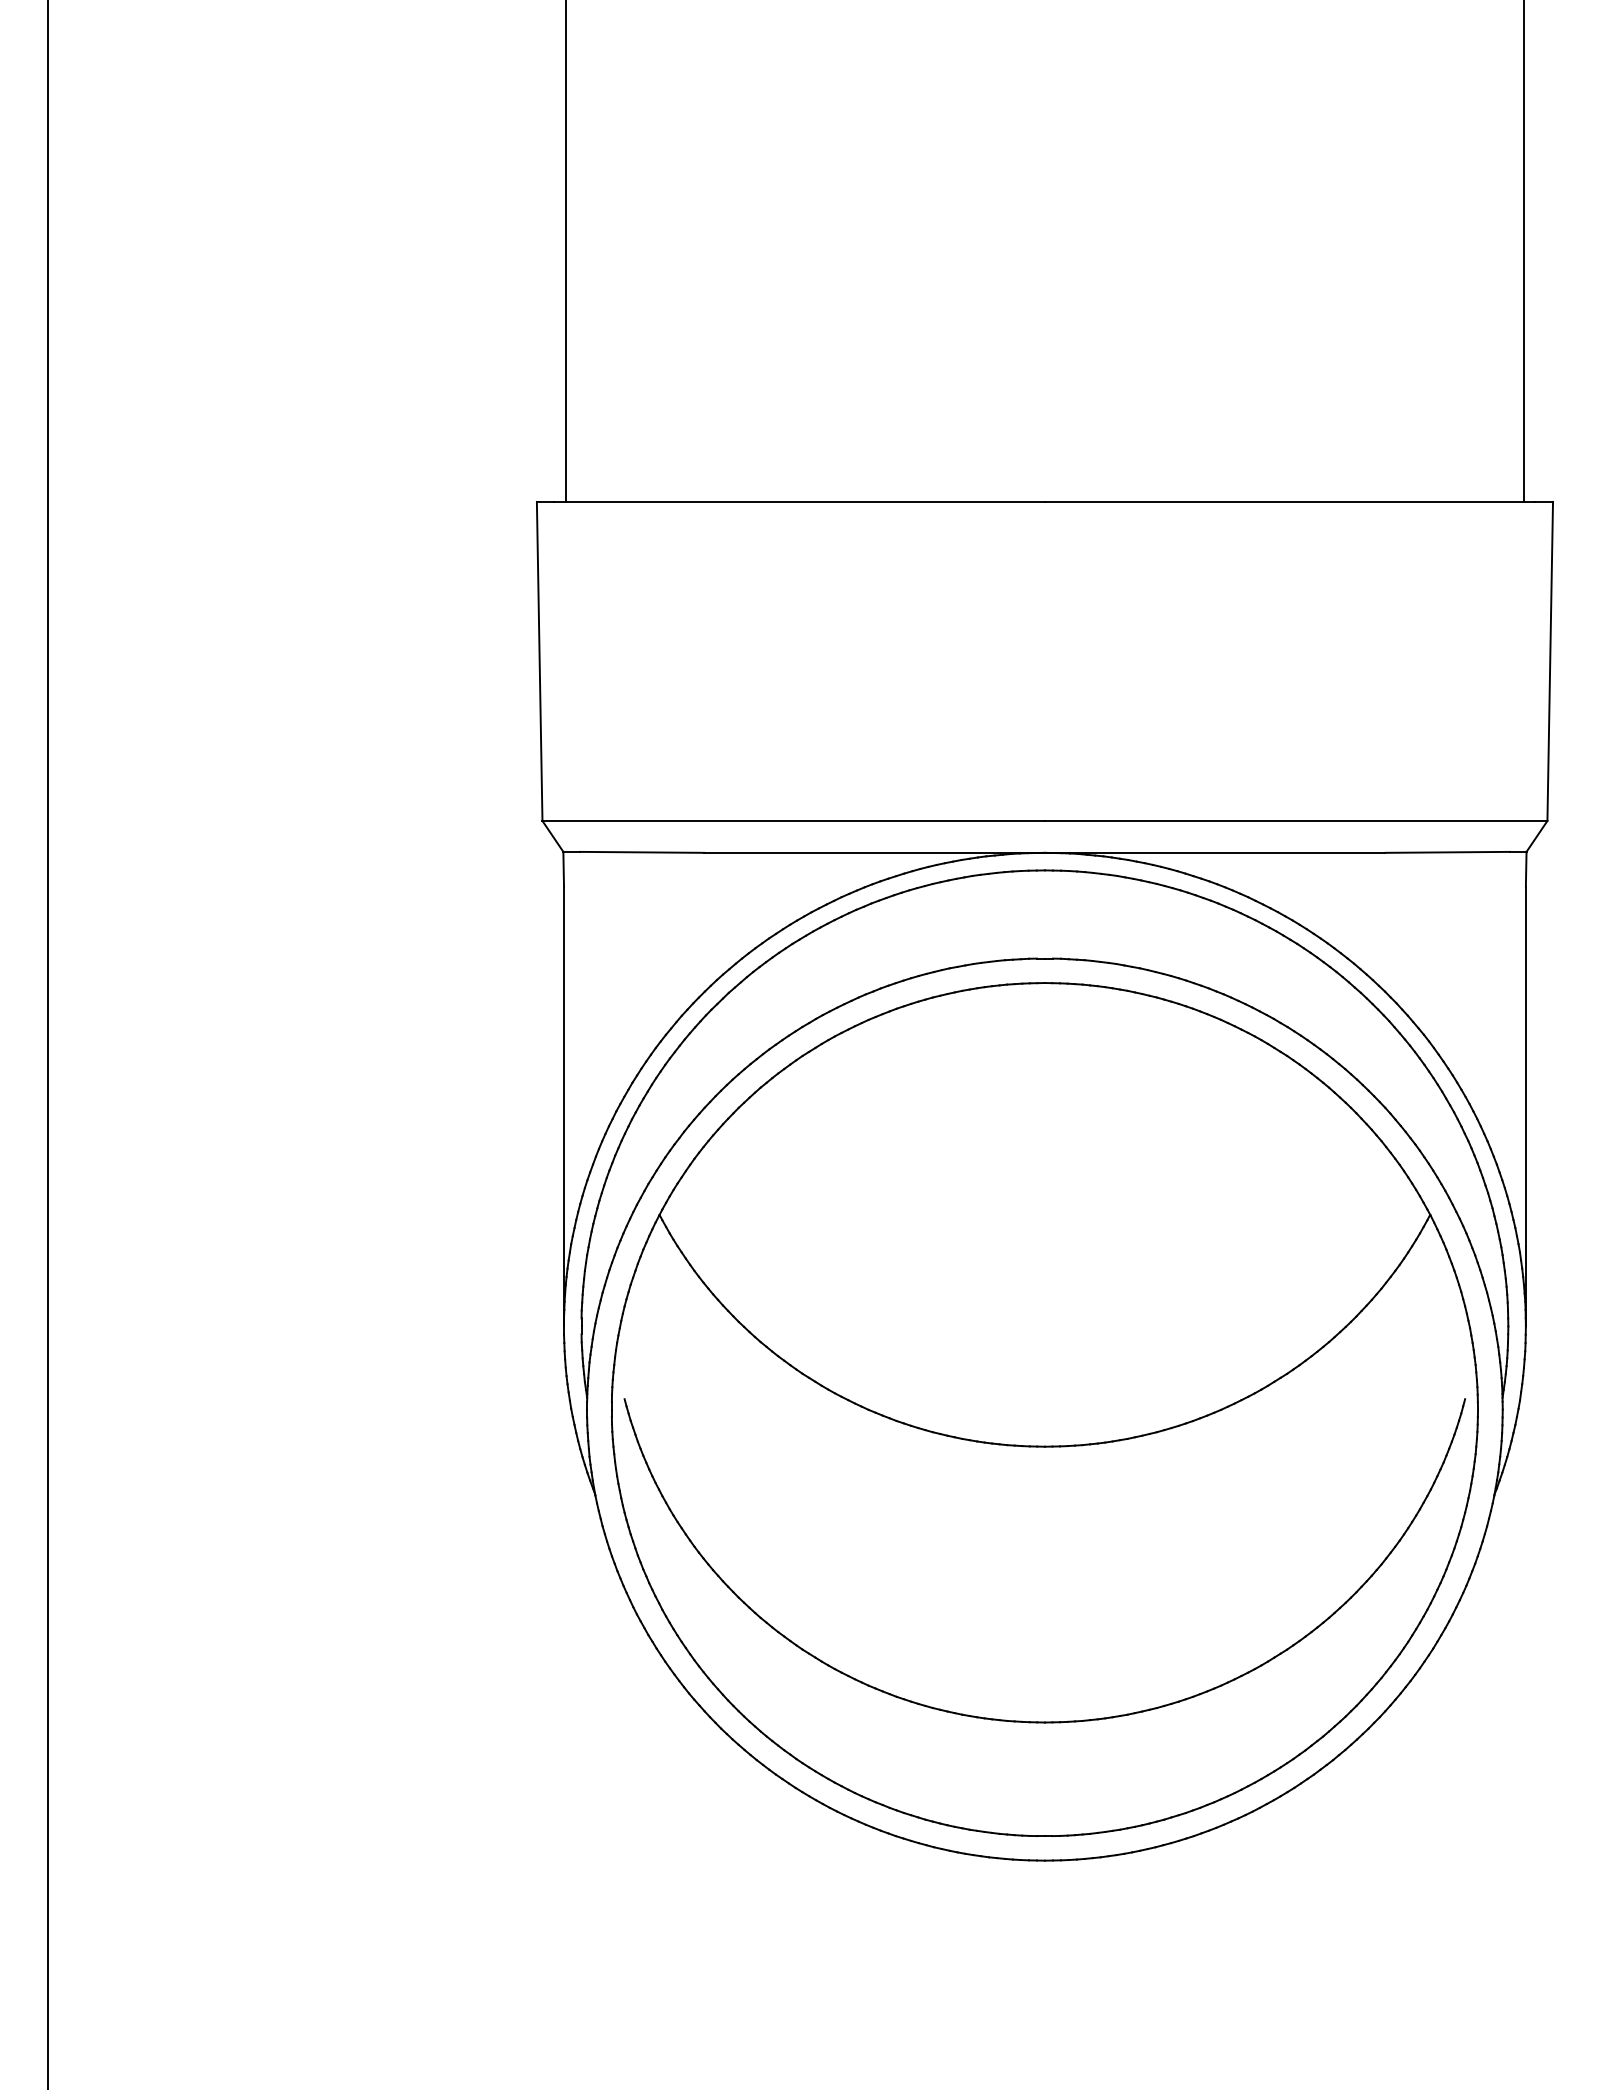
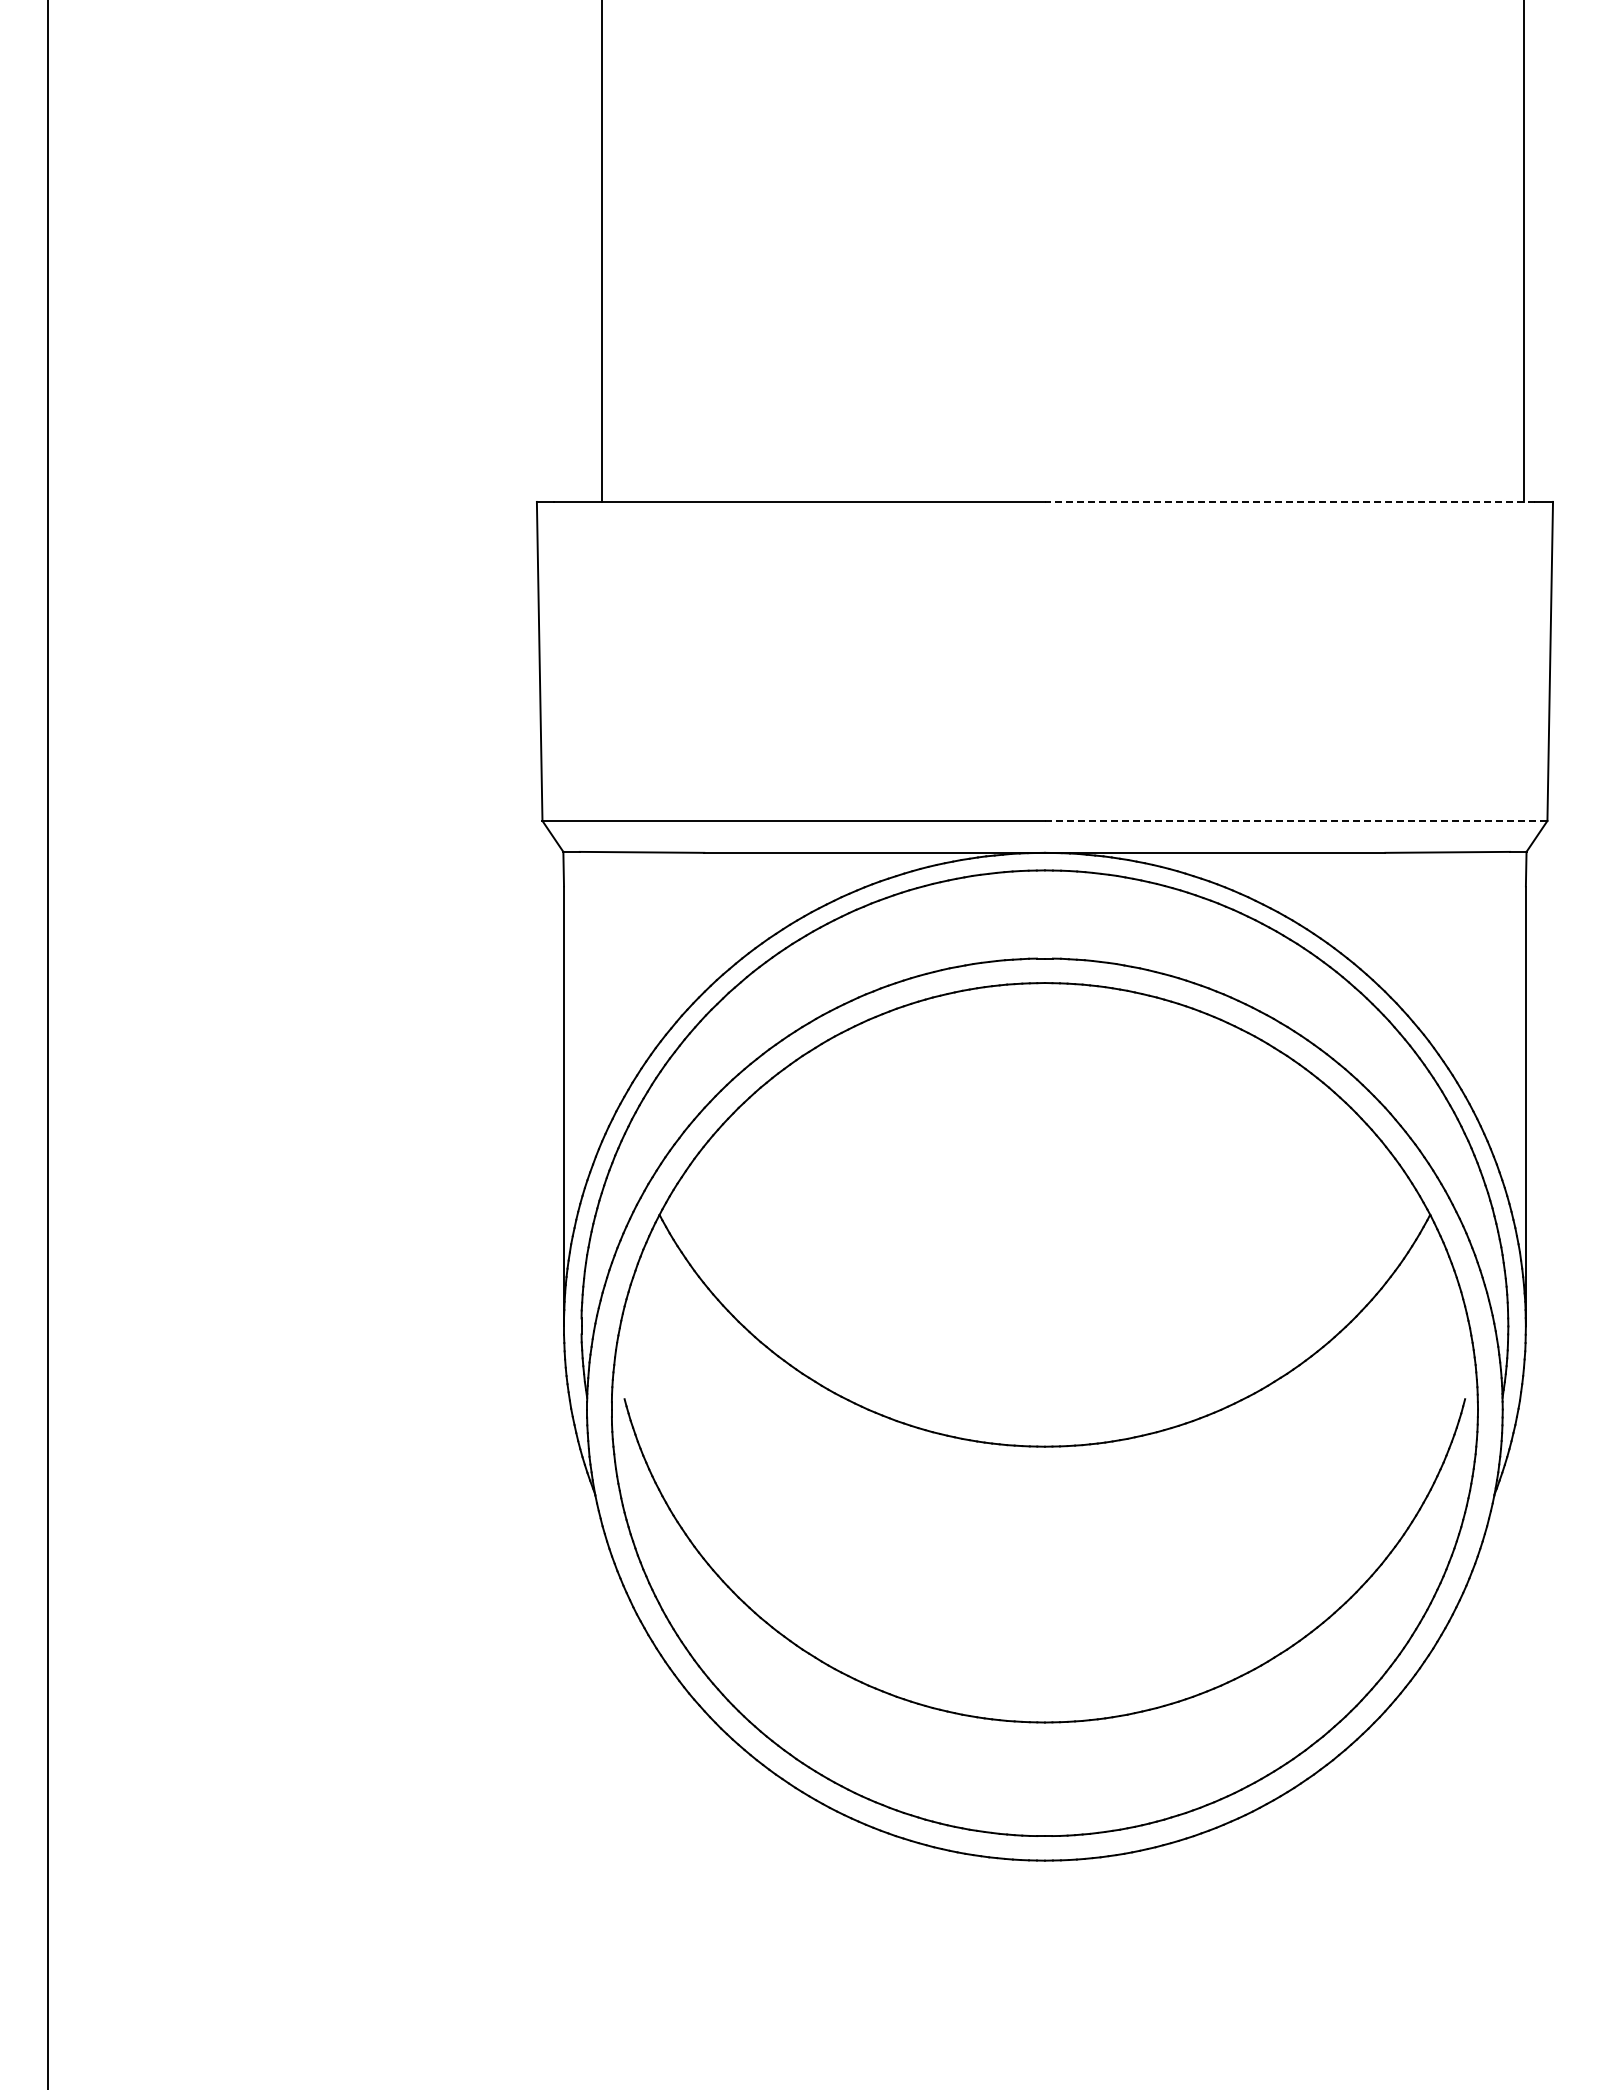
line position: (566, 251) -> (602, 251) (602, 251)
line: solid -> dashed (1289, 501)
line: solid -> dashed (1295, 820)
